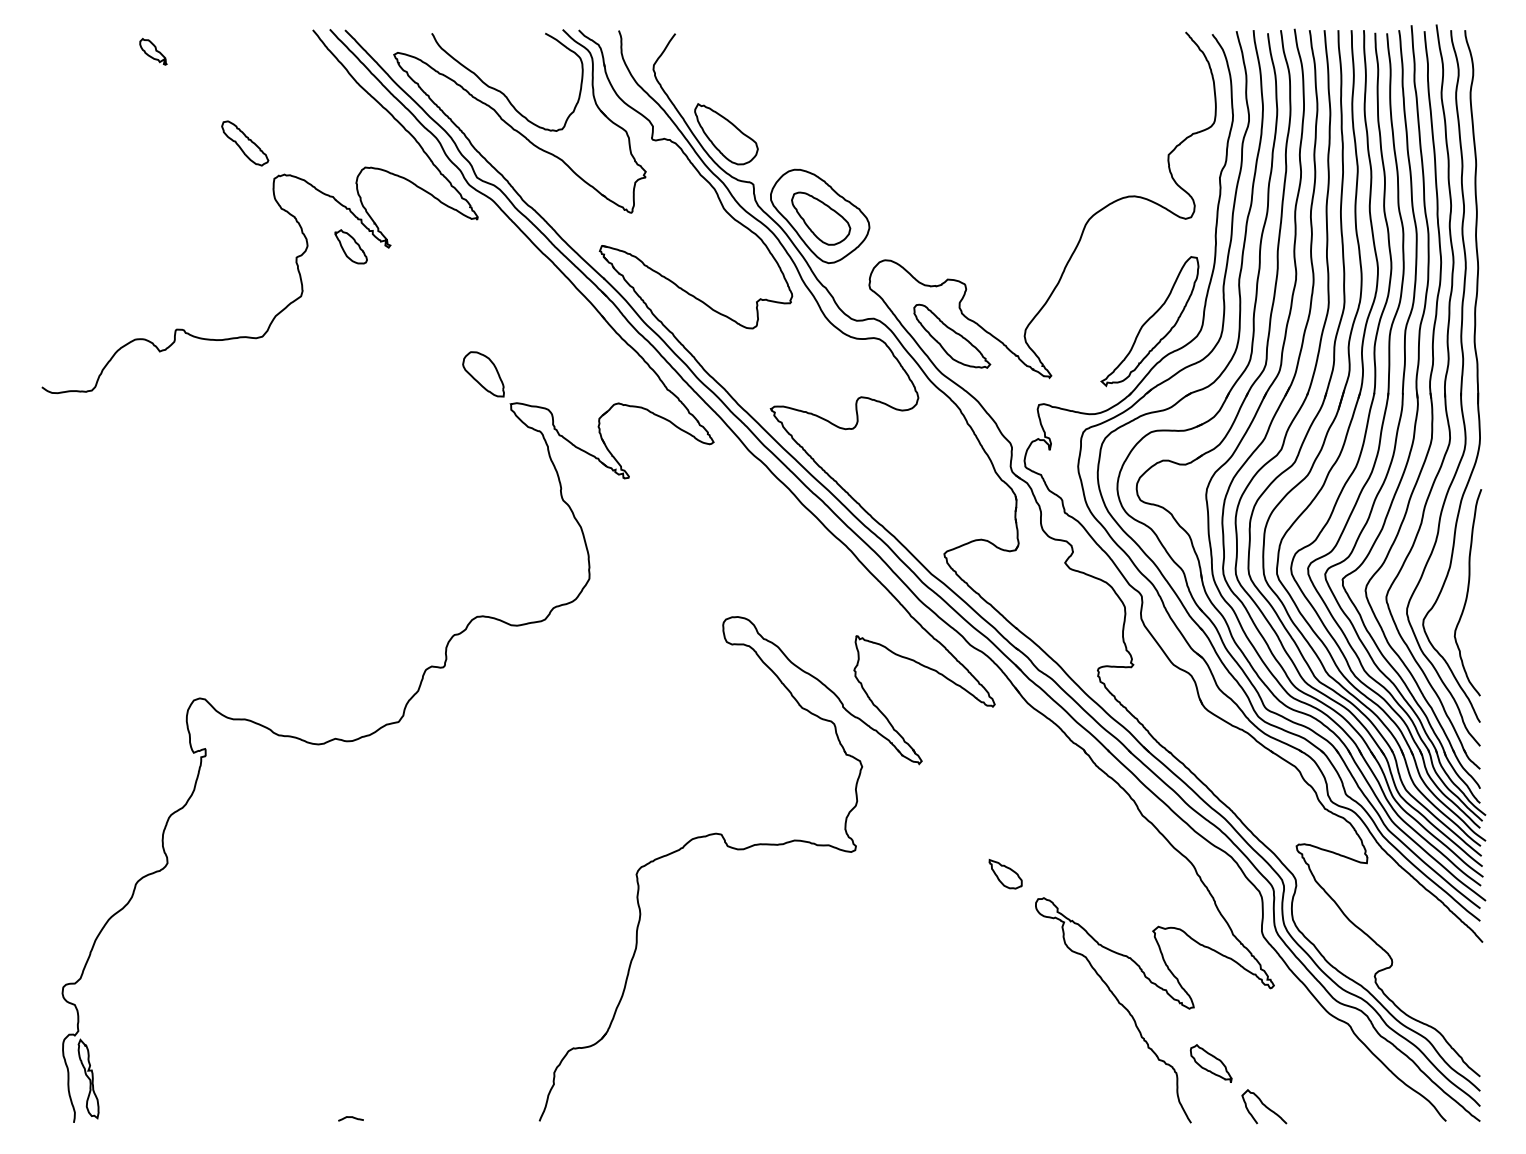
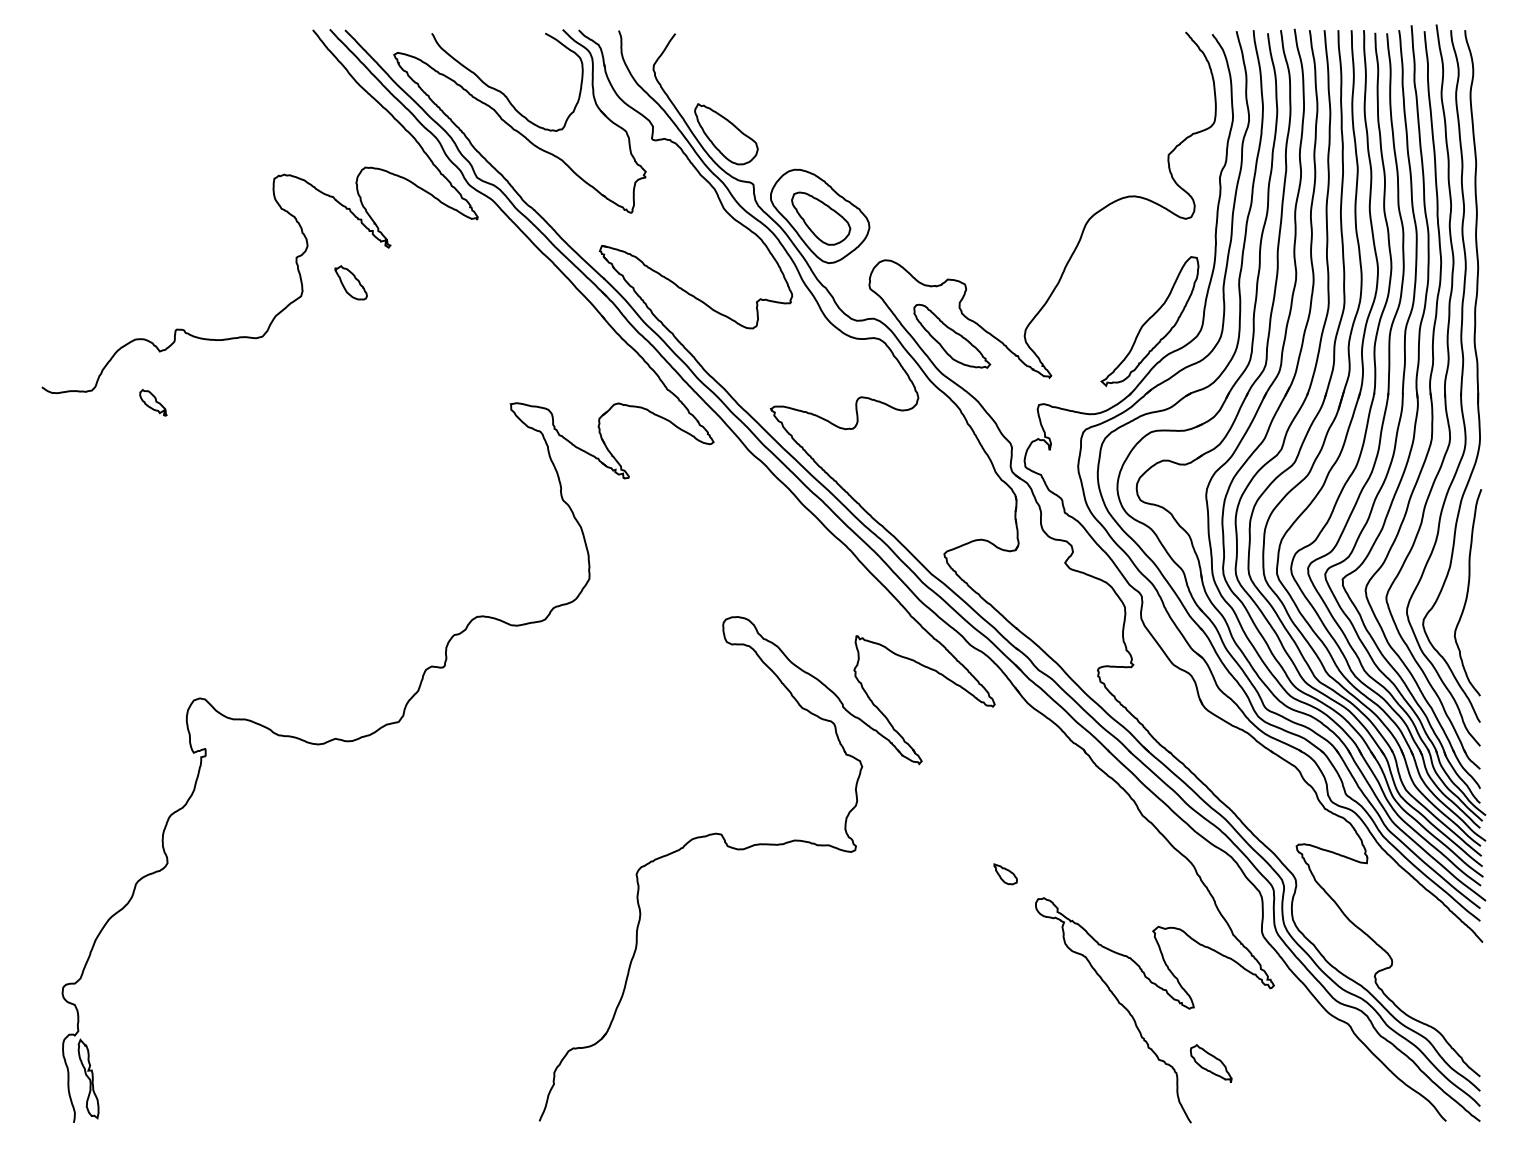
part position: (153, 51) -> (153, 402) (153, 402)
part: present -> none (245, 143)
part position: (350, 246) -> (350, 282) (350, 282)
part: present -> none (483, 374)
part size: 35x31 px -> 25x23 px (1005, 874)
curve: present -> none (1264, 1106)
curve: present -> none (350, 1117)
